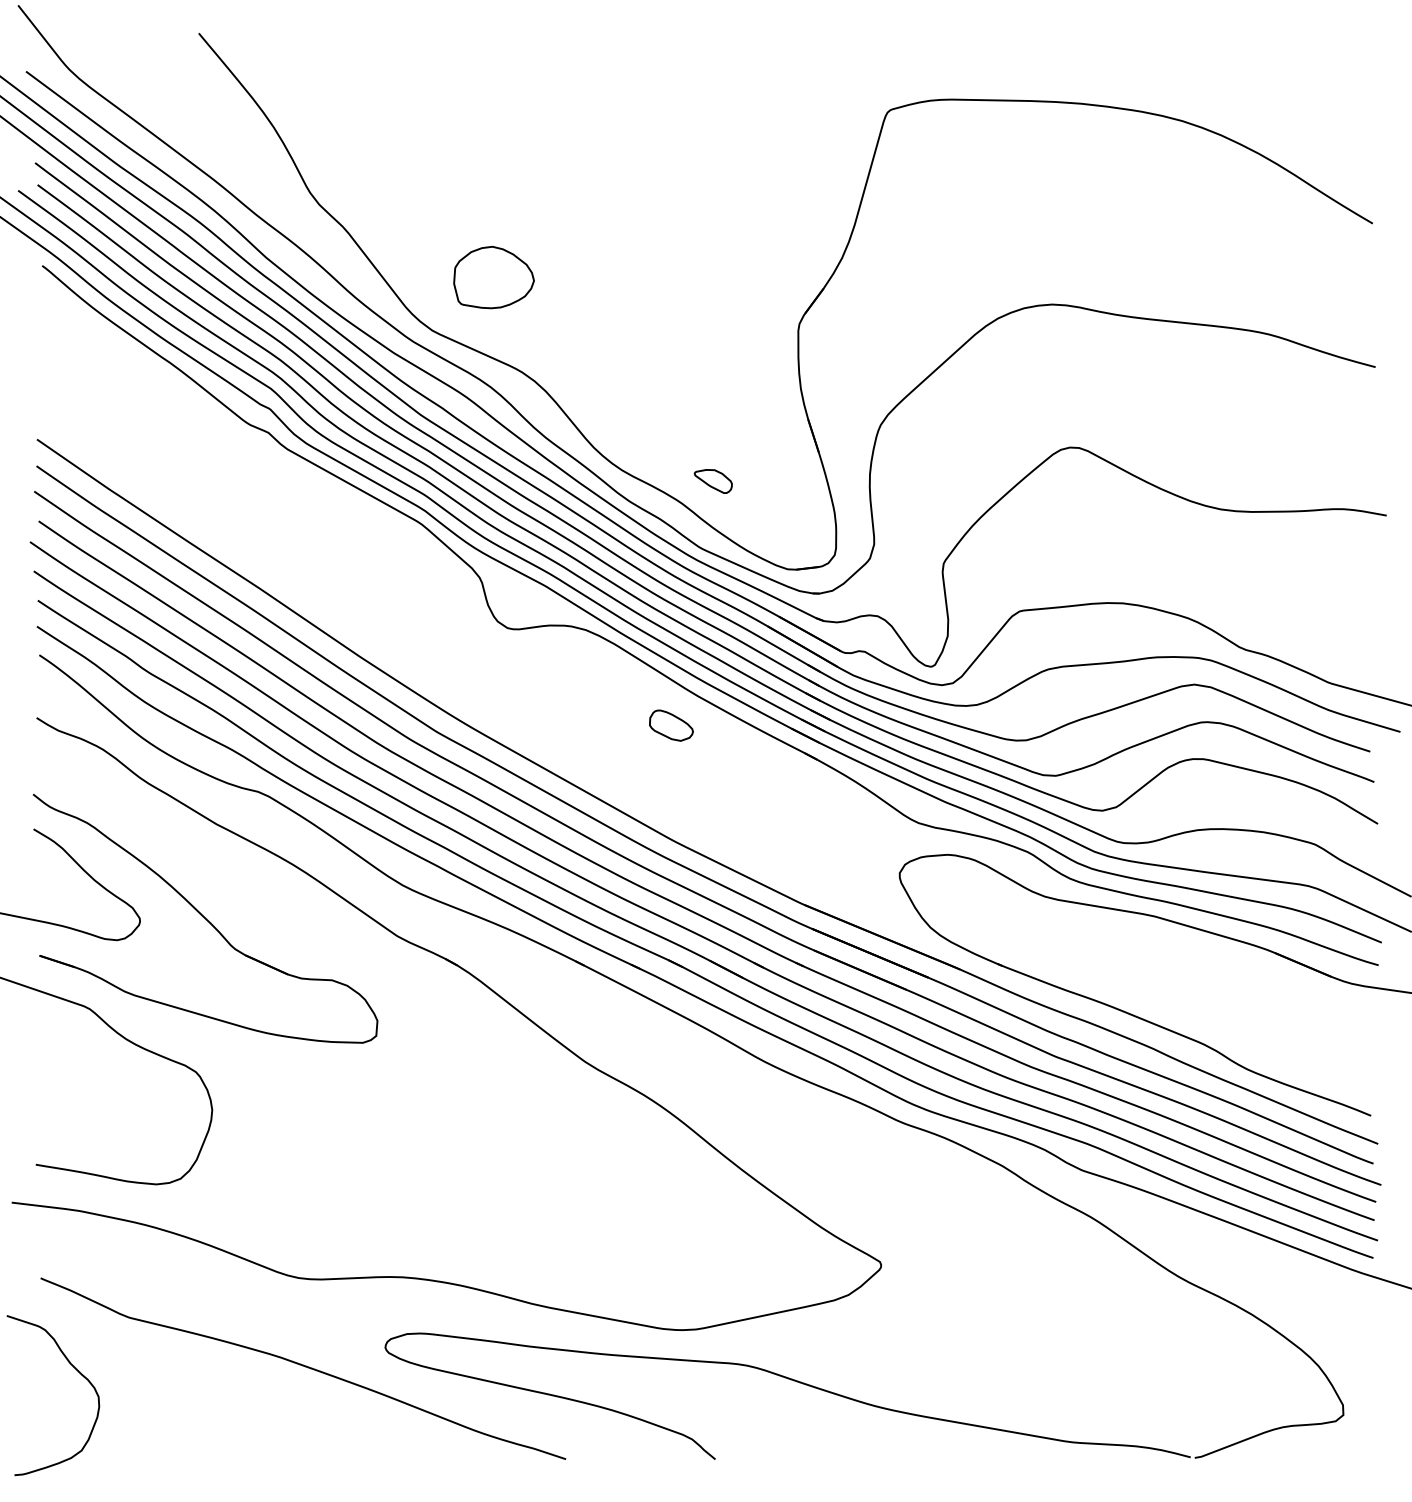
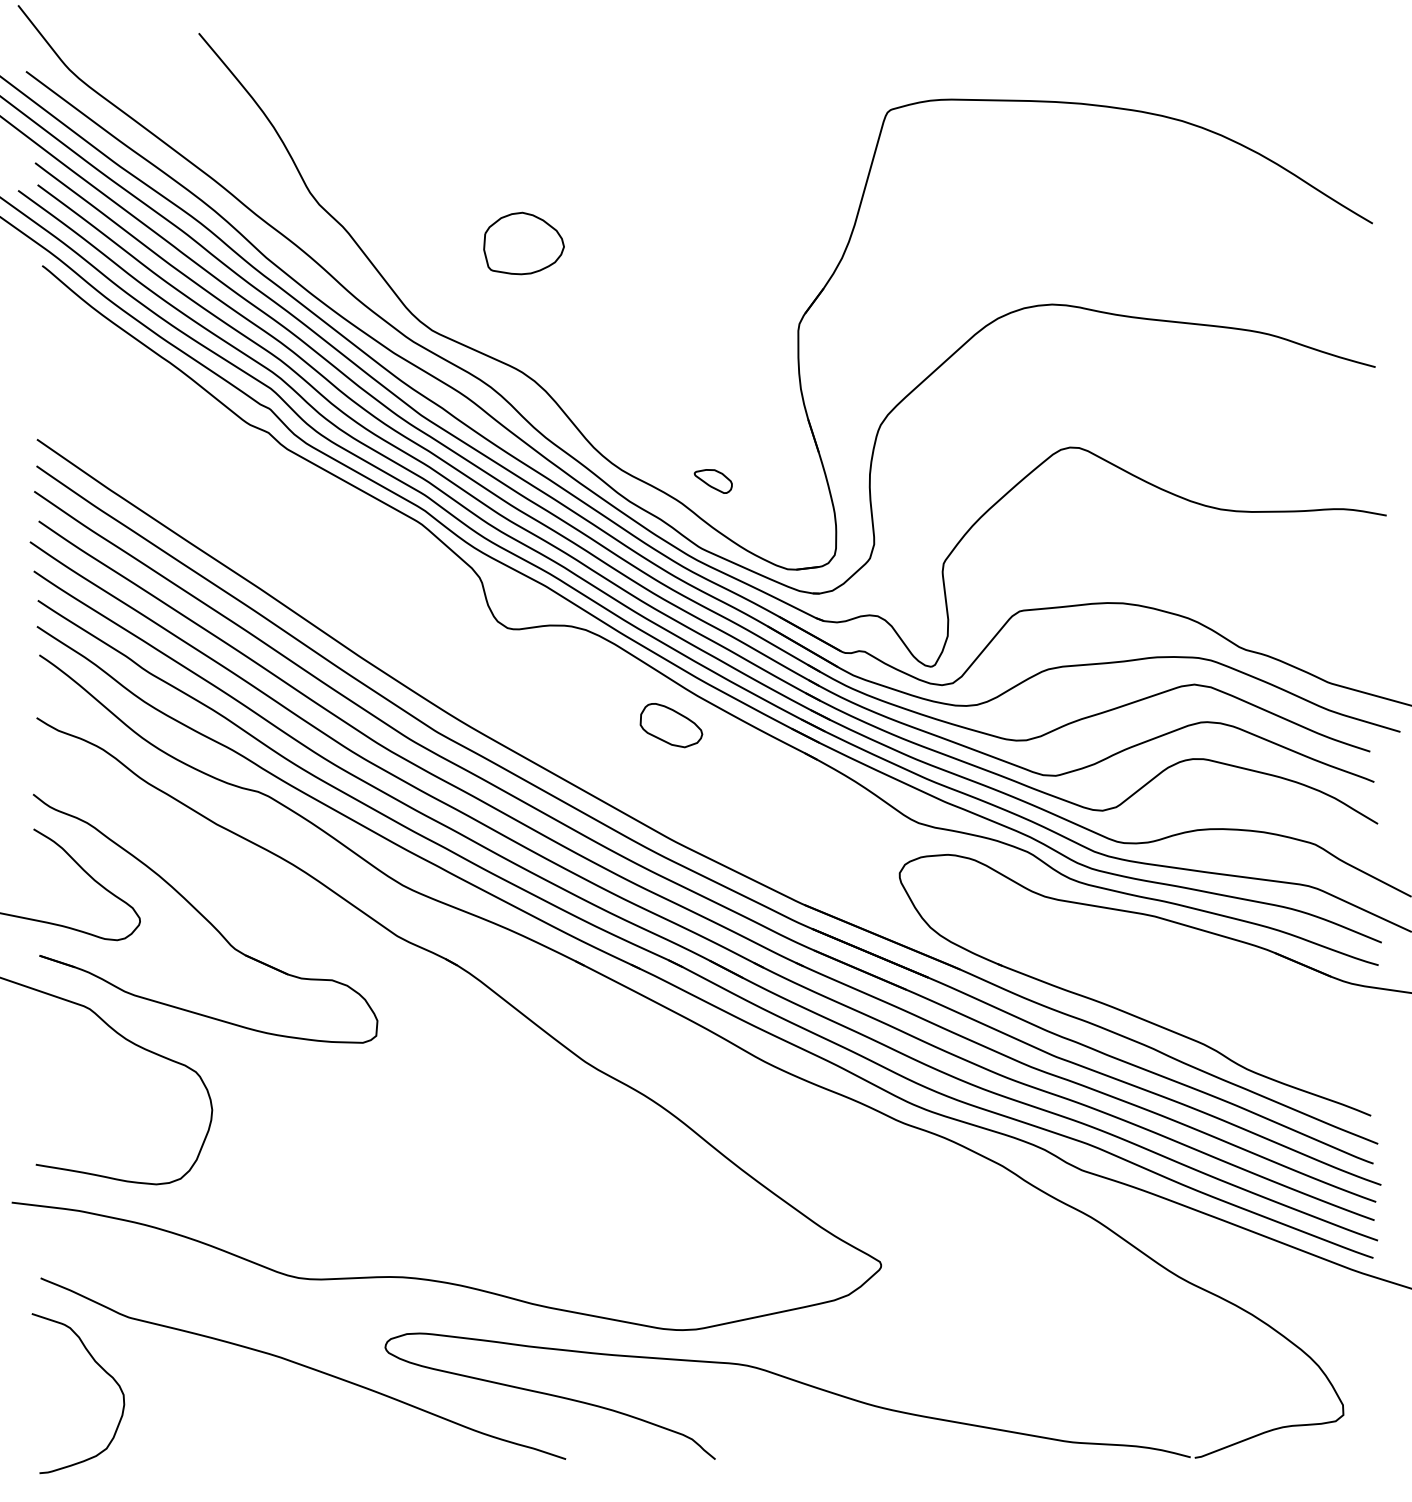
part position: (493, 277) -> (523, 243) (523, 243)
part size: 45x33 px -> 65x46 px (671, 725)
curve position: (77, 1371) -> (102, 1369) (102, 1369)
